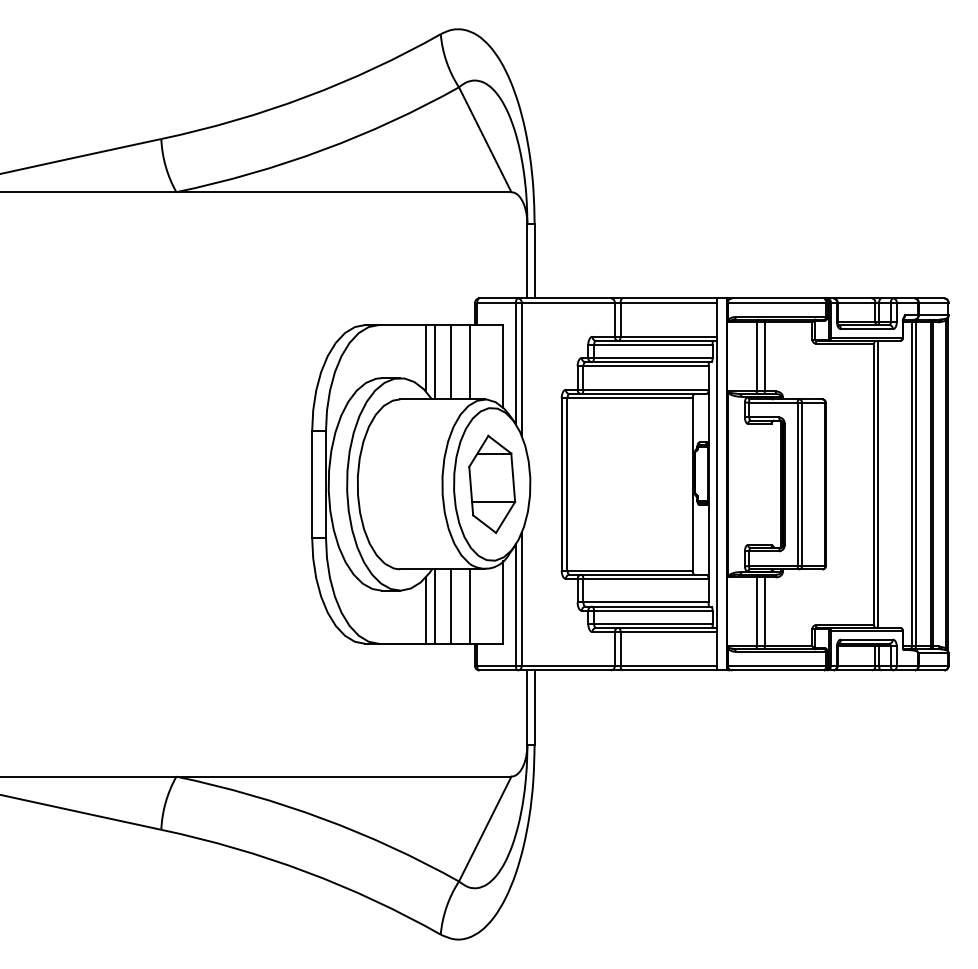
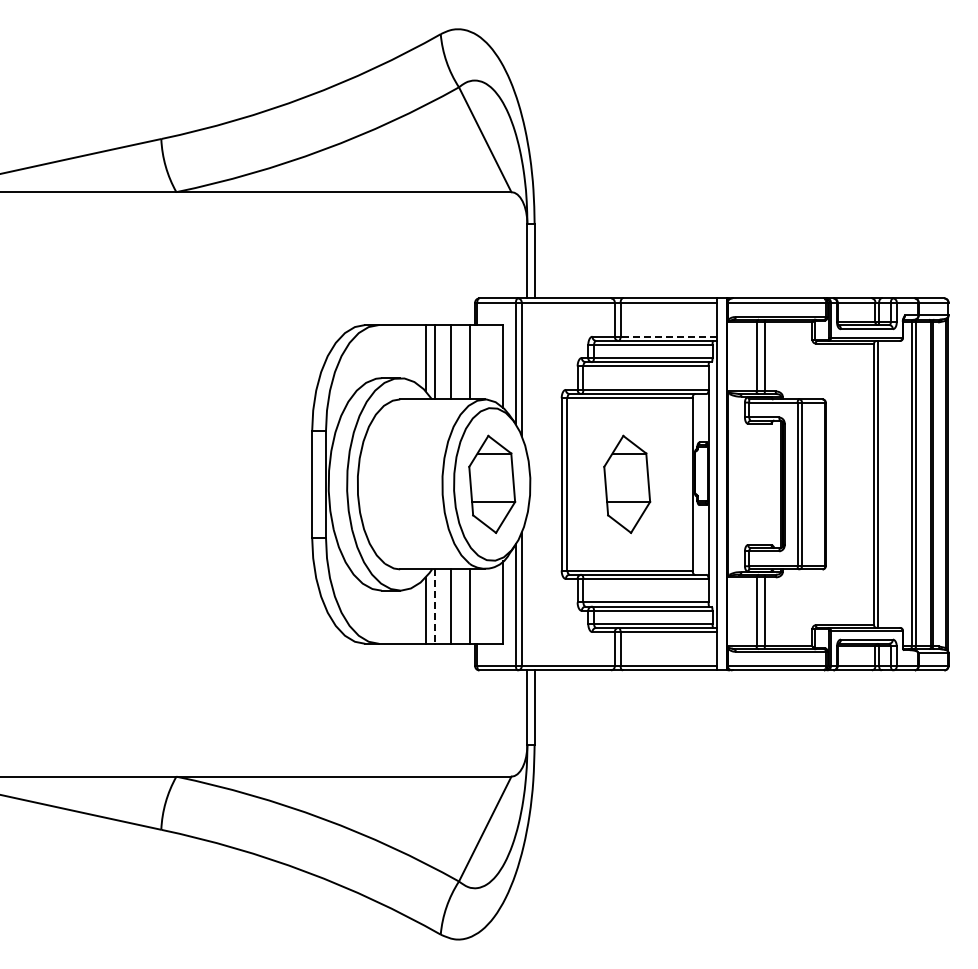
line: solid -> dashed (668, 336)
part: none -> present (627, 483)
line: solid -> dashed (435, 607)
